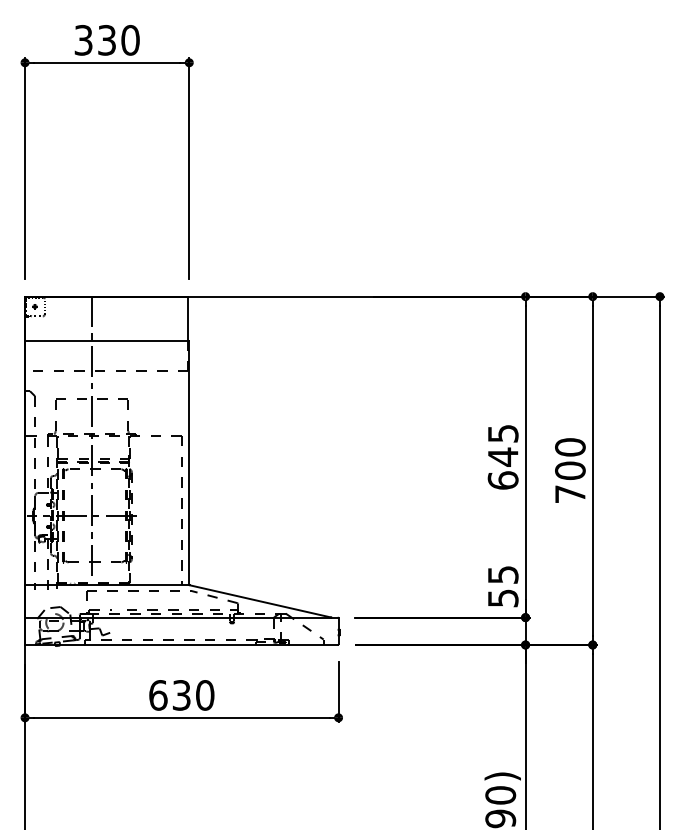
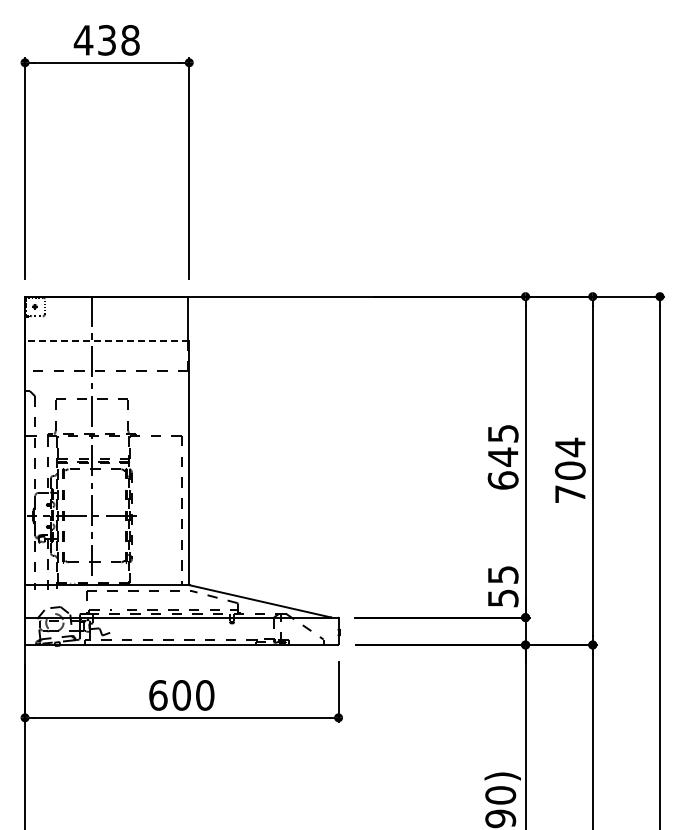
text: 330 -> 438 (106, 40)
line: solid -> dashed (106, 341)
text: 700 -> 704 (570, 447)
text: 630 -> 600 (181, 695)
